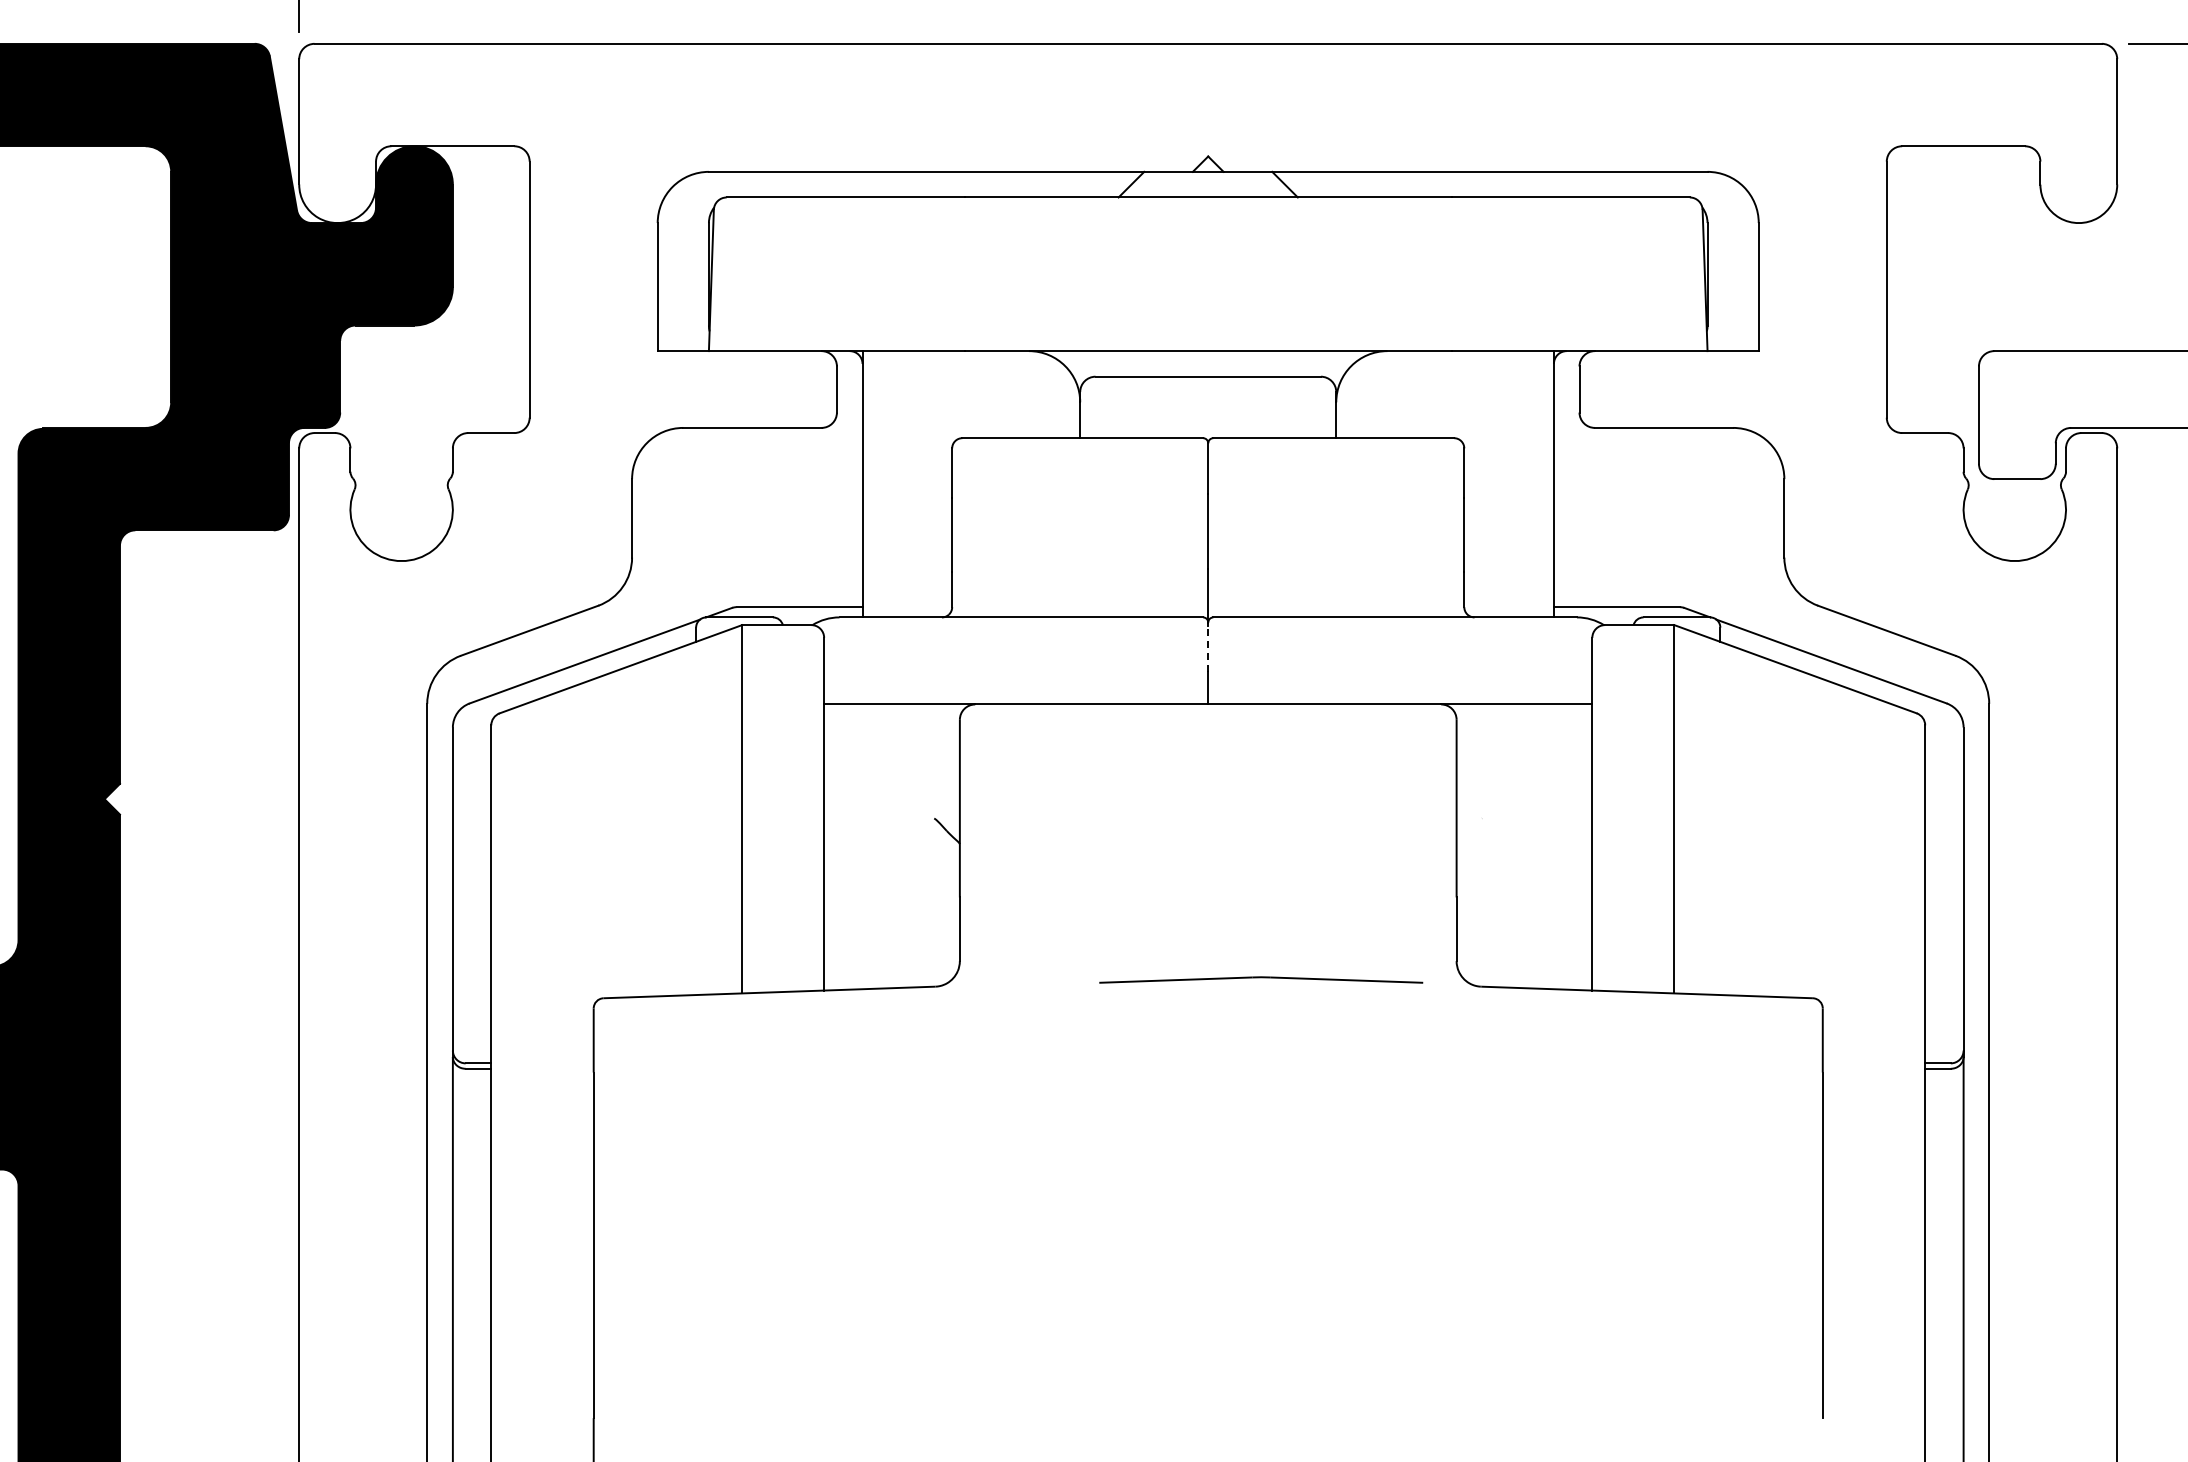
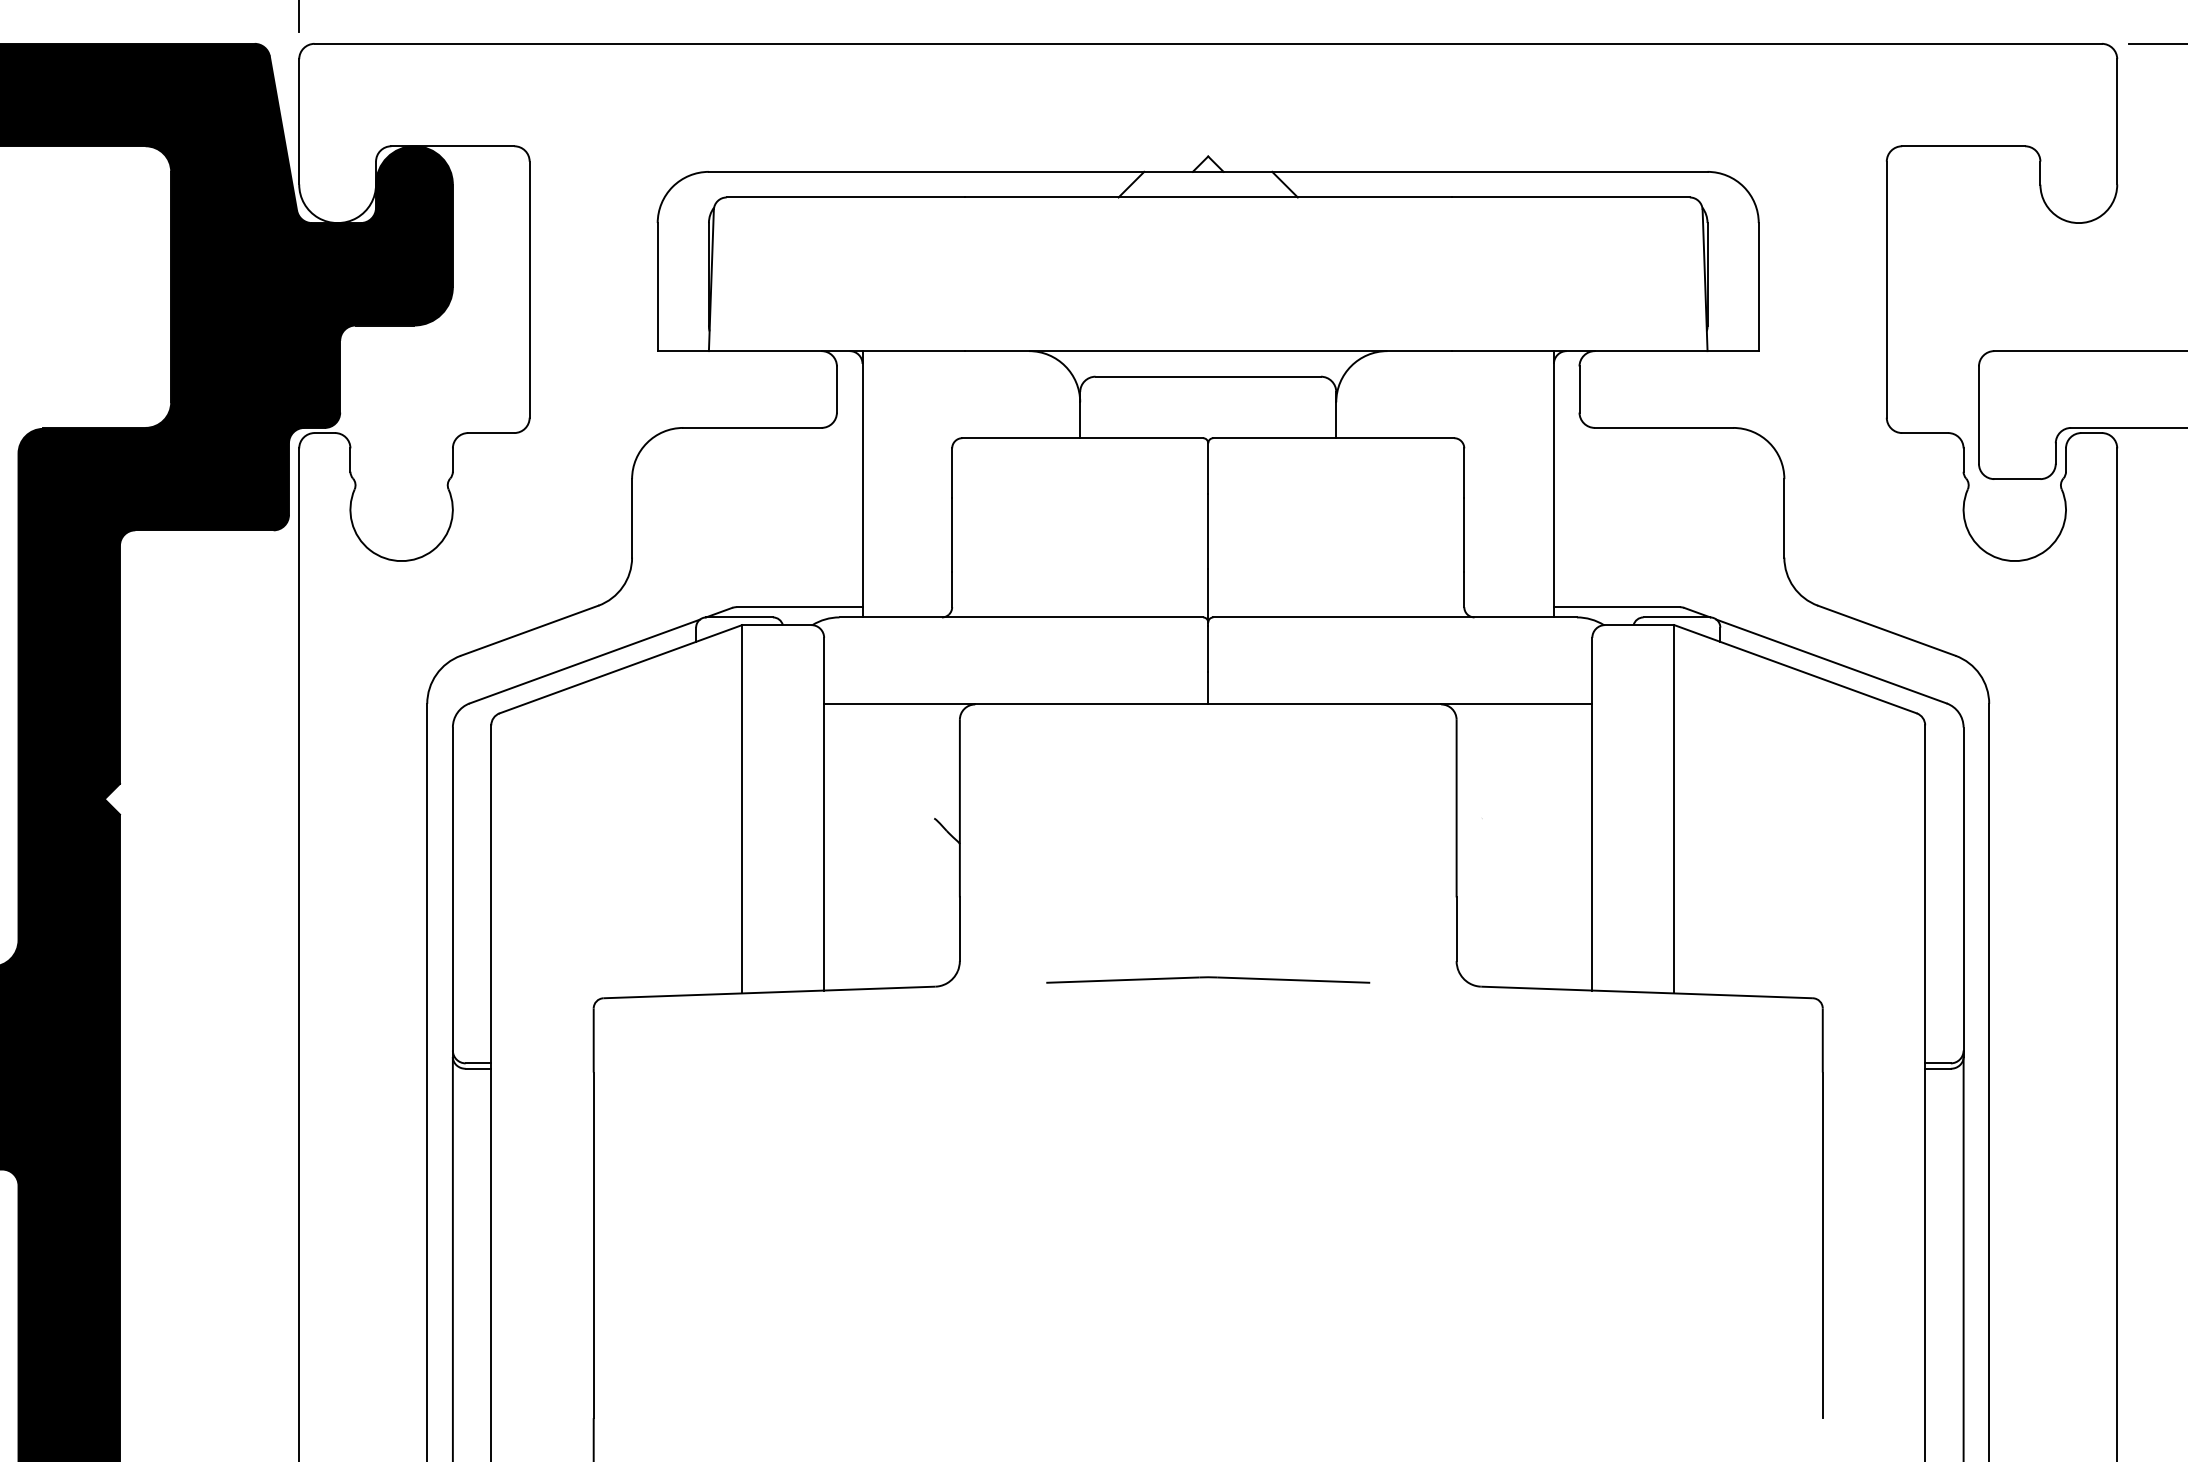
line: dashed -> solid (1208, 649)
part position: (1261, 979) -> (1208, 979) (1208, 979)
